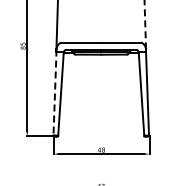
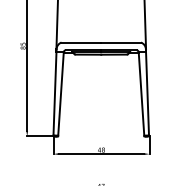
line: dashed -> solid (145, 24)
line: dashed -> solid (55, 93)
